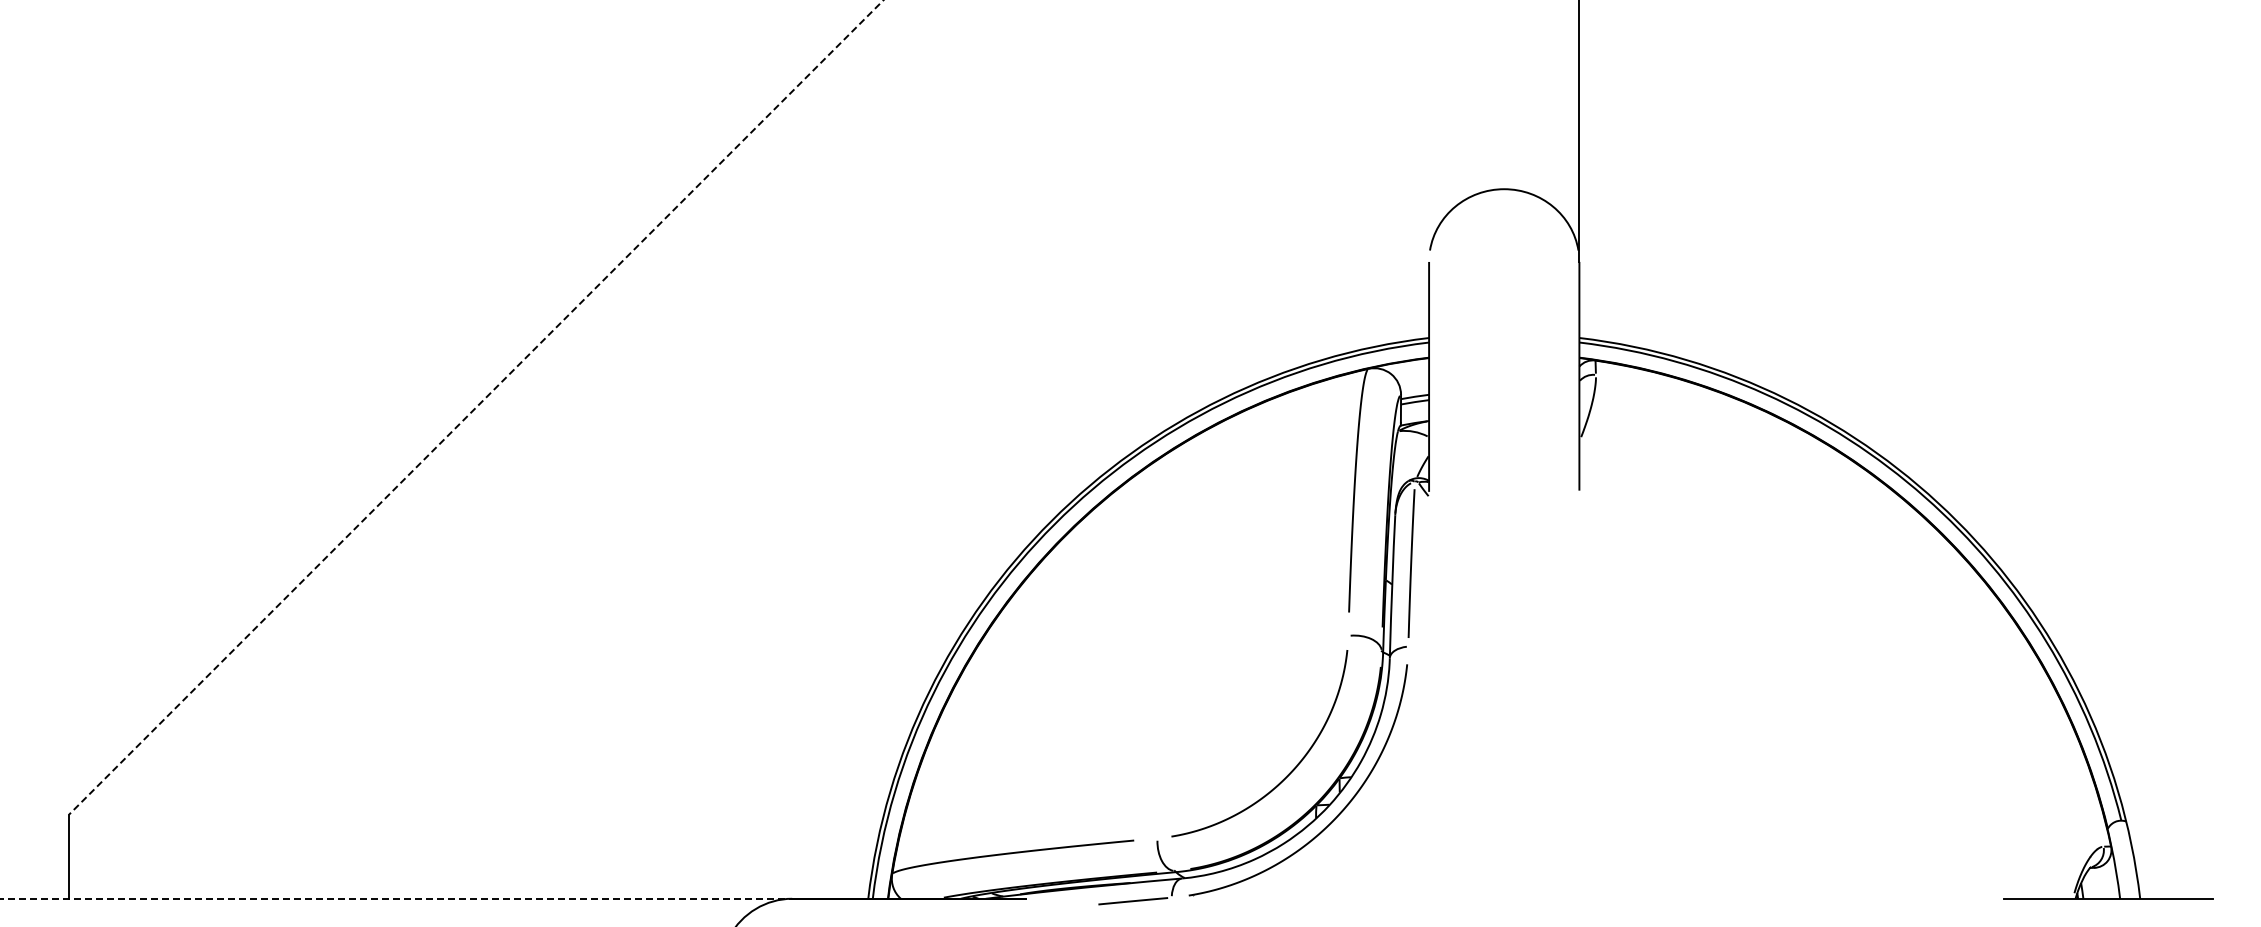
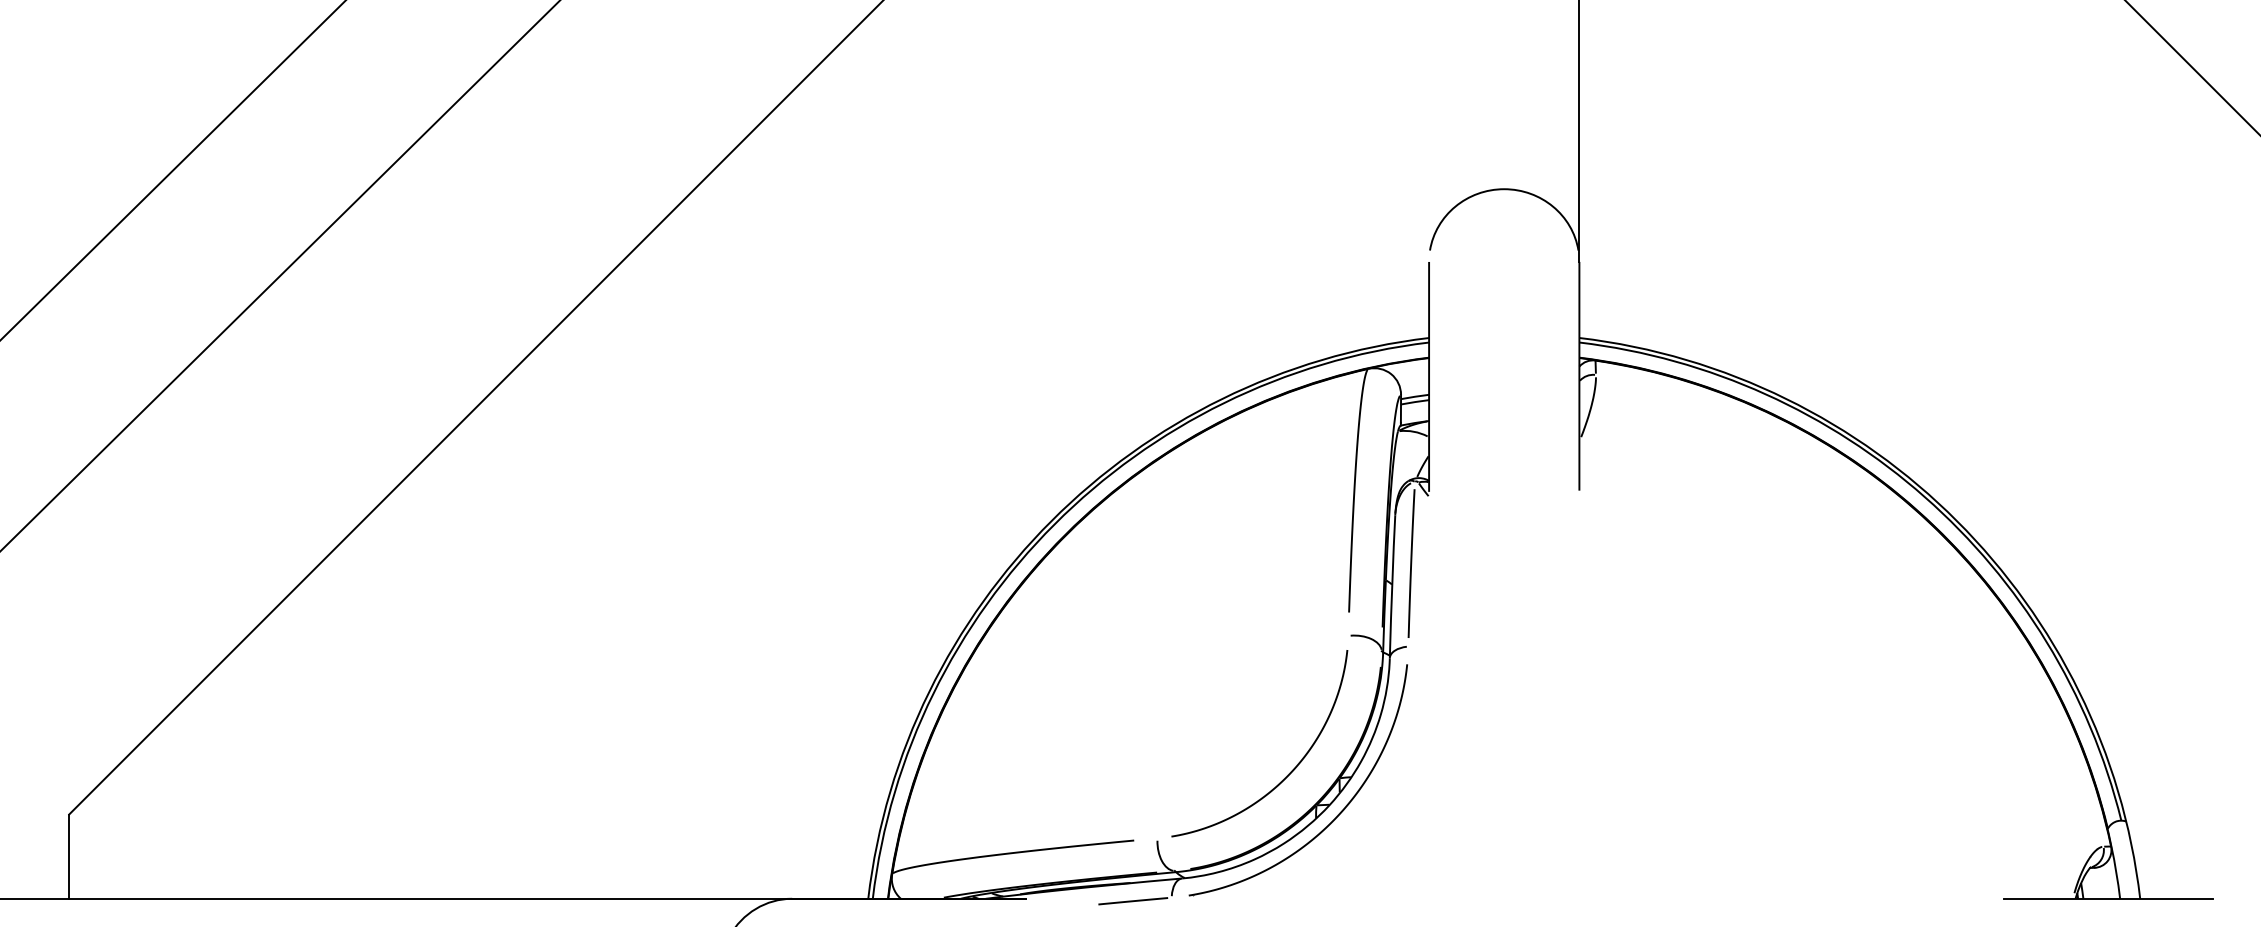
line: none -> present (2192, 67)
line: none -> present (172, 170)
line: none -> present (280, 275)
line: dashed -> solid (476, 407)
line: dashed -> solid (396, 898)
